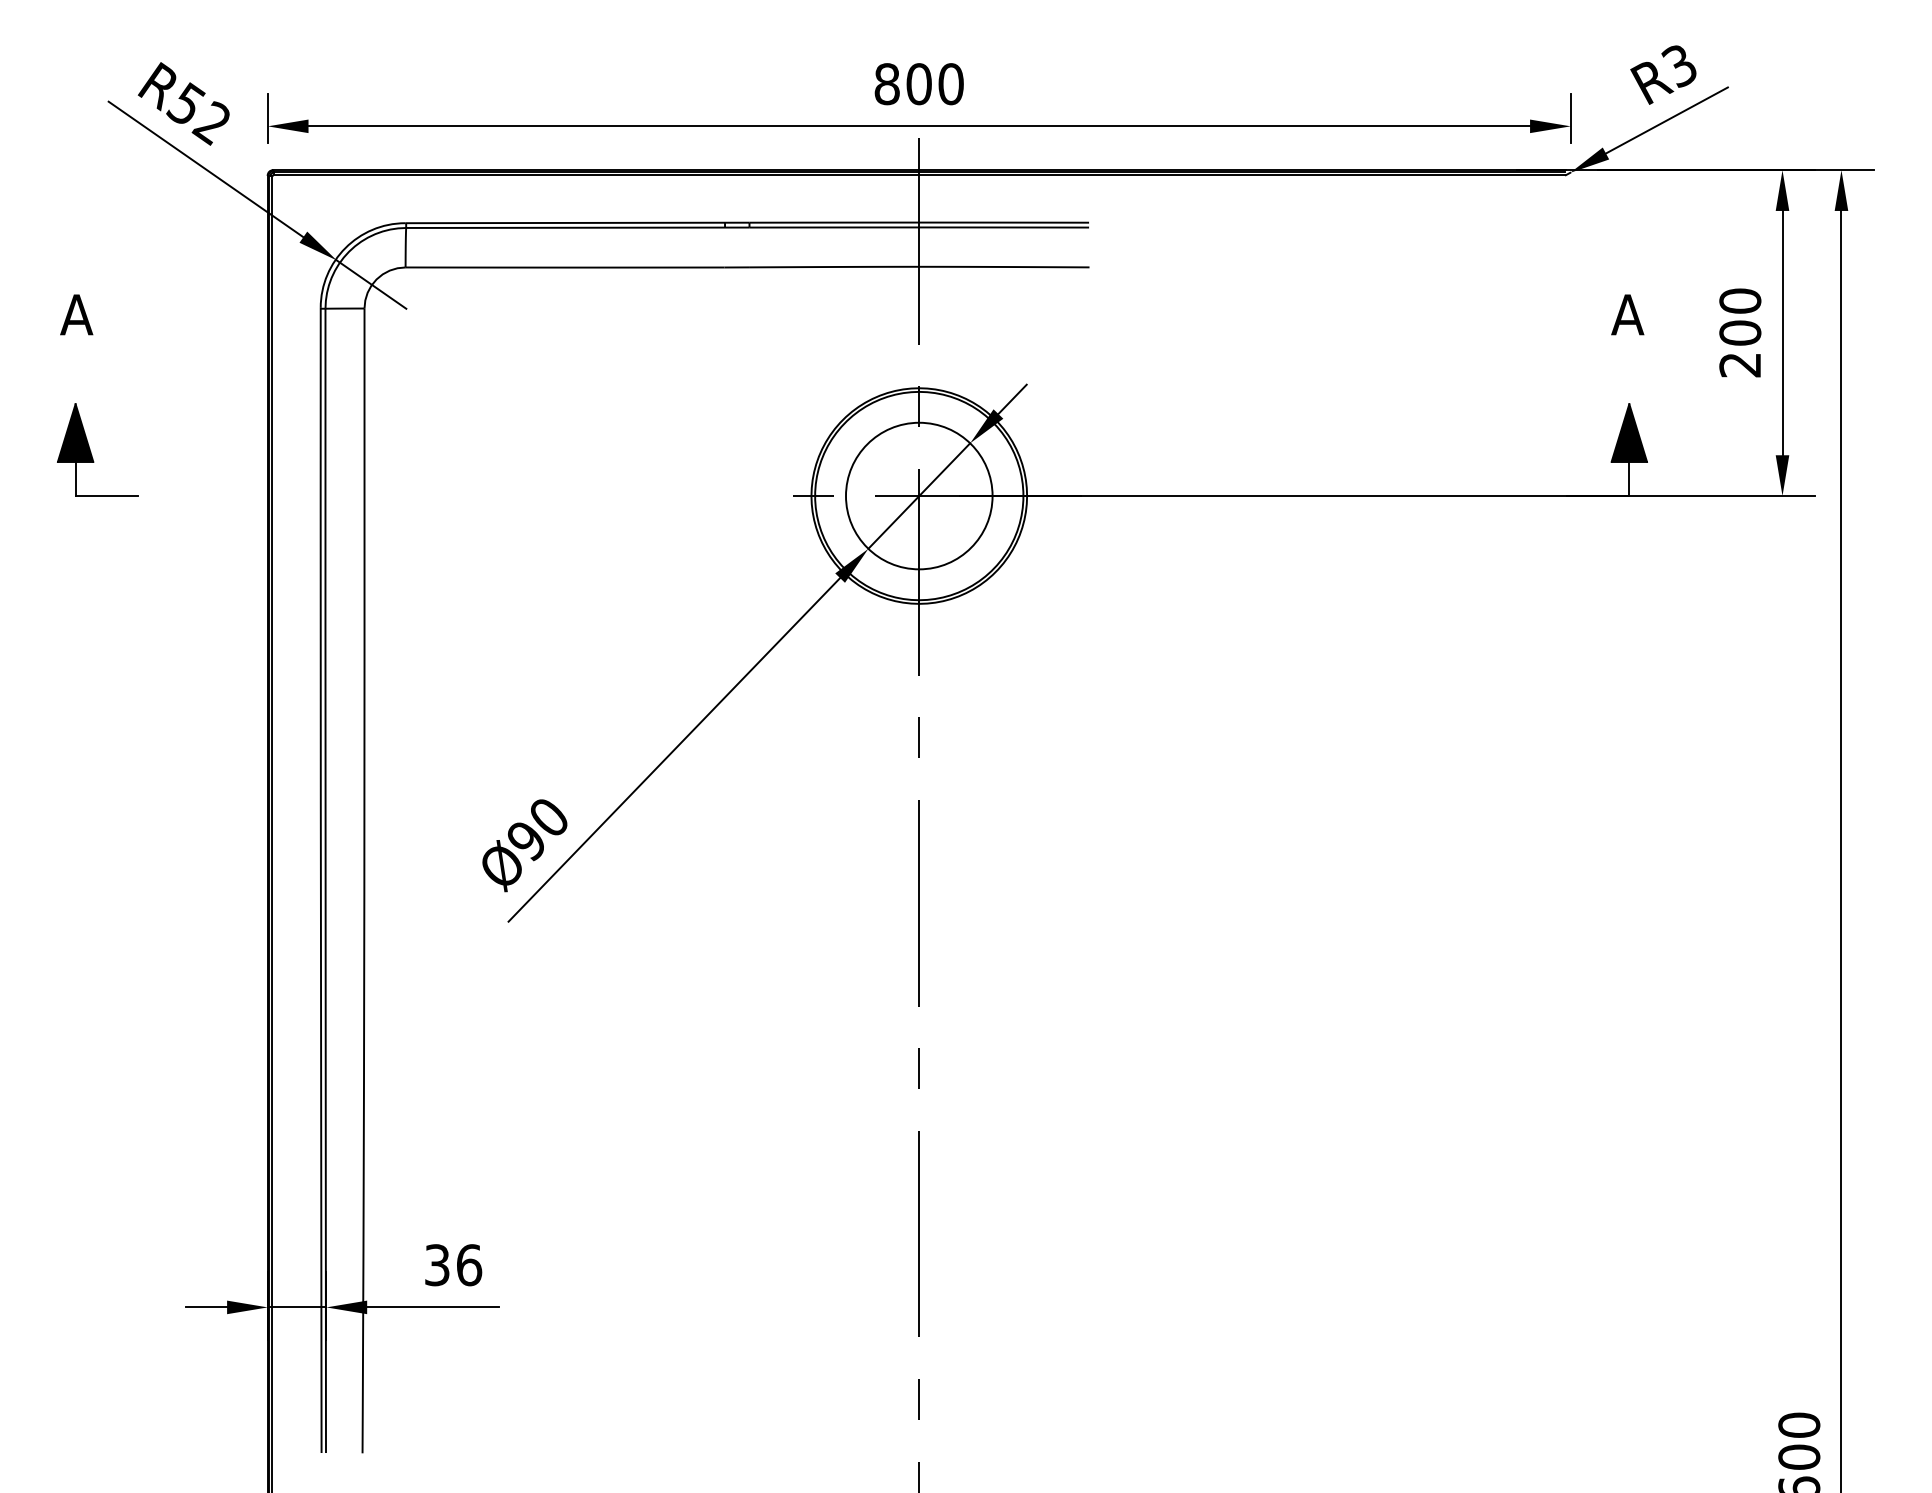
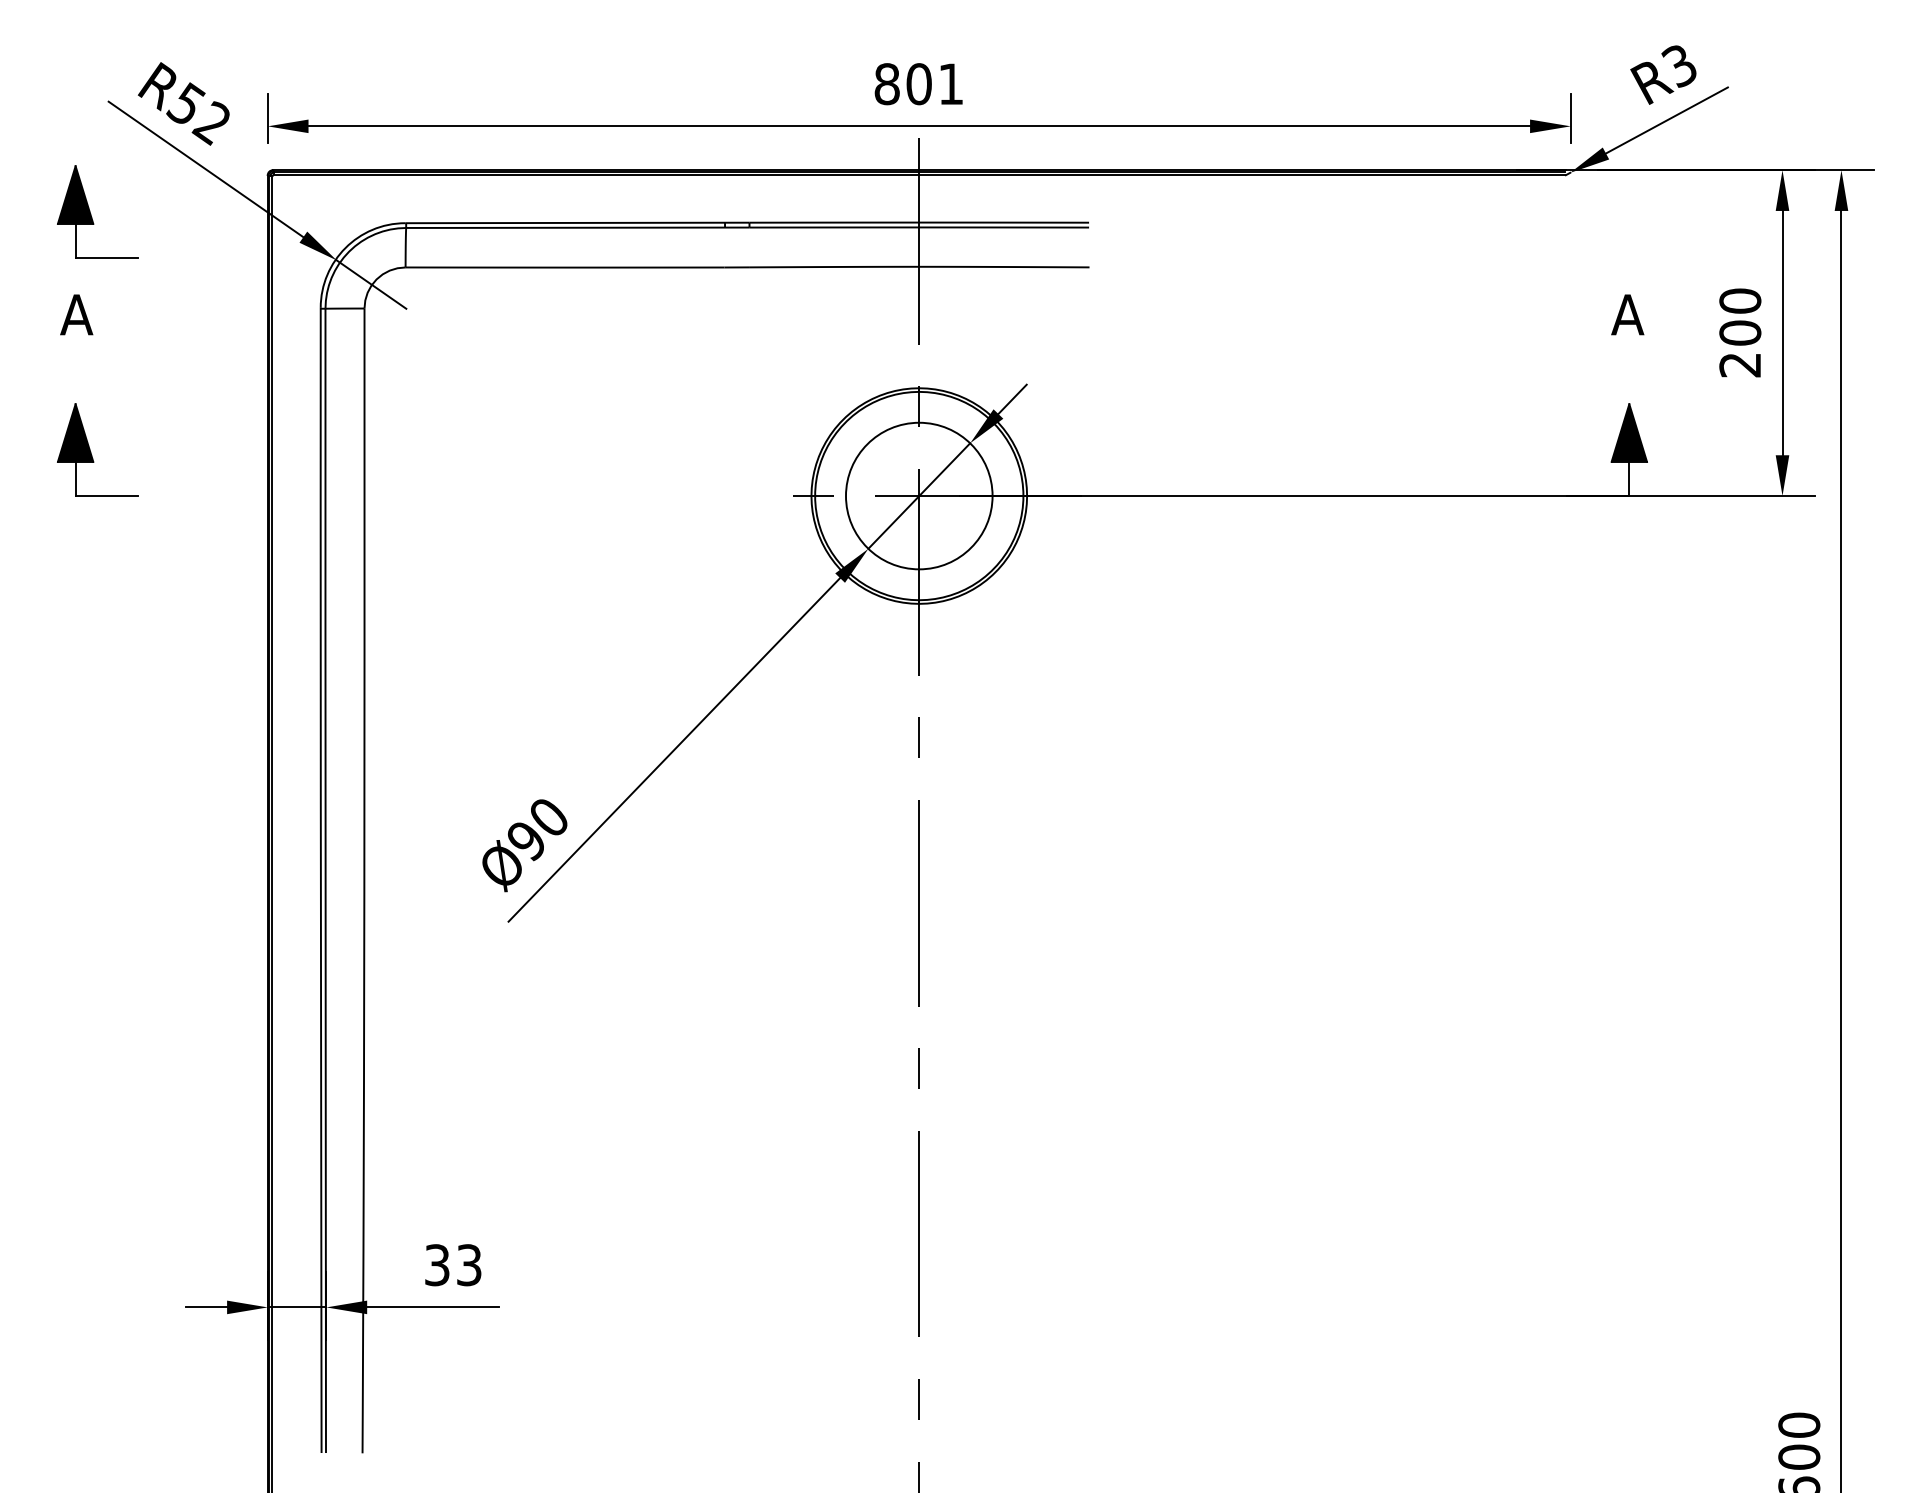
text: 800 -> 801 (950, 84)
part: none -> present (91, 213)
text: 36 -> 33 (469, 1265)
